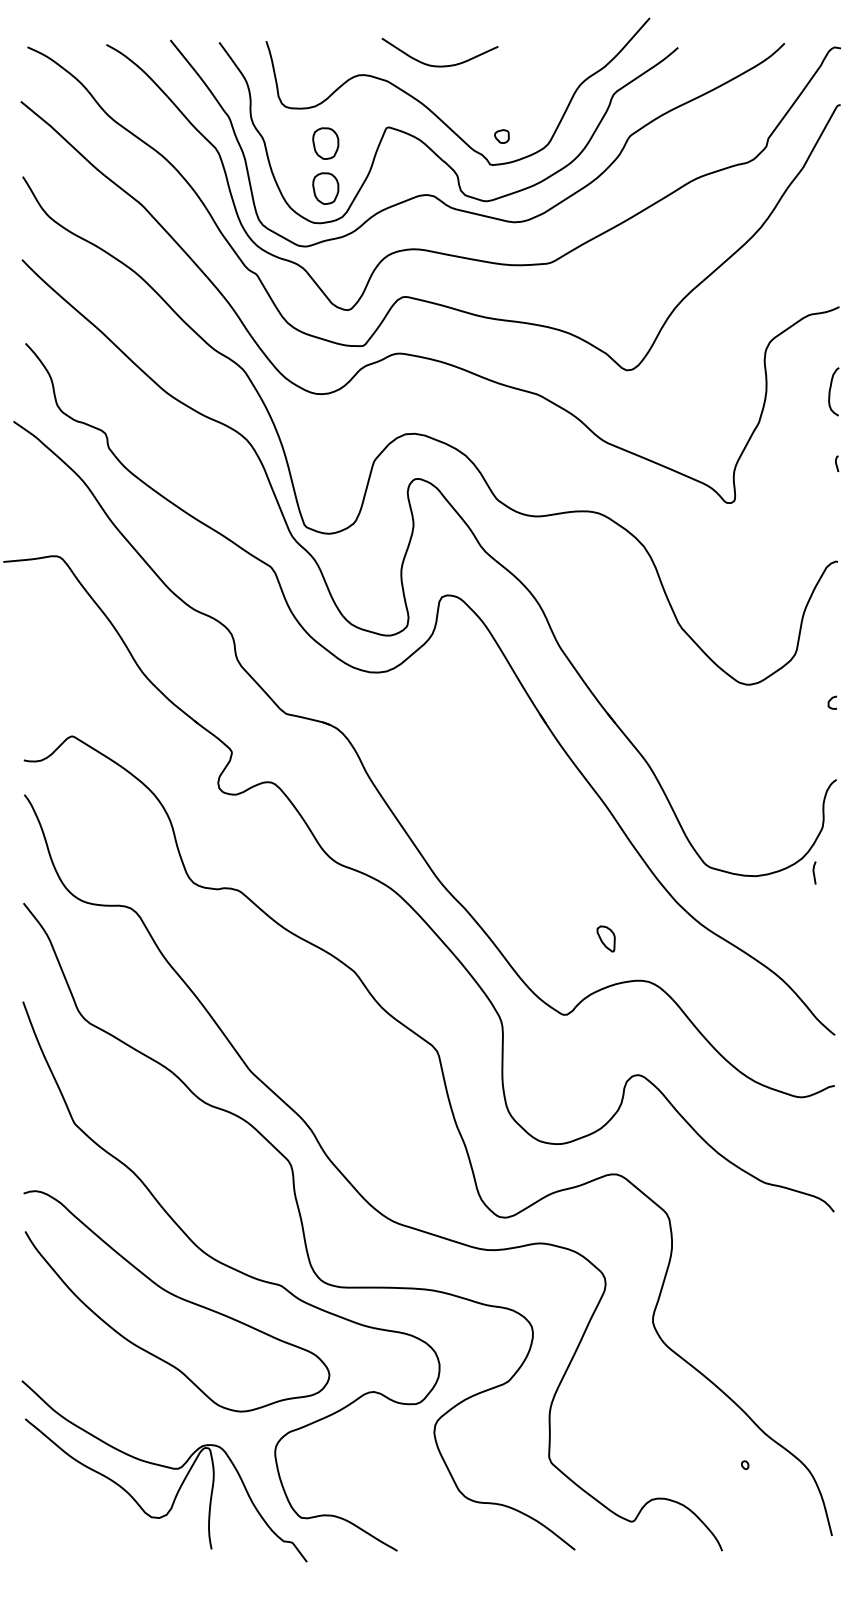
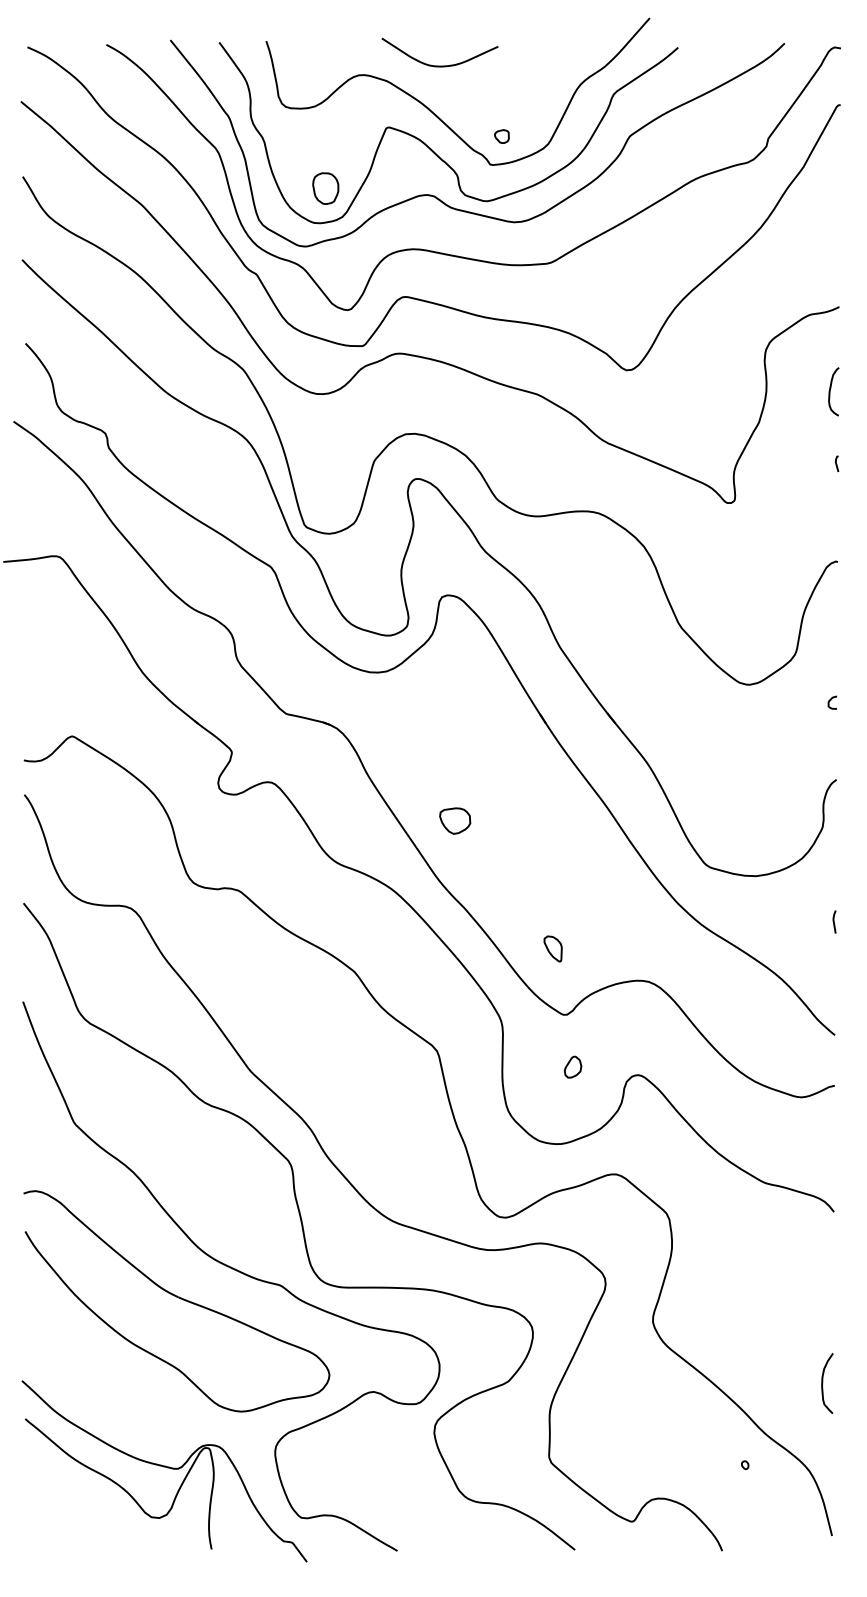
part: present -> none (325, 143)
part: none -> present (455, 820)
line position: (814, 872) -> (834, 921) (834, 921)
part position: (605, 938) -> (552, 948) (552, 948)
part: none -> present (573, 1066)
curve: none -> present (823, 1383)
